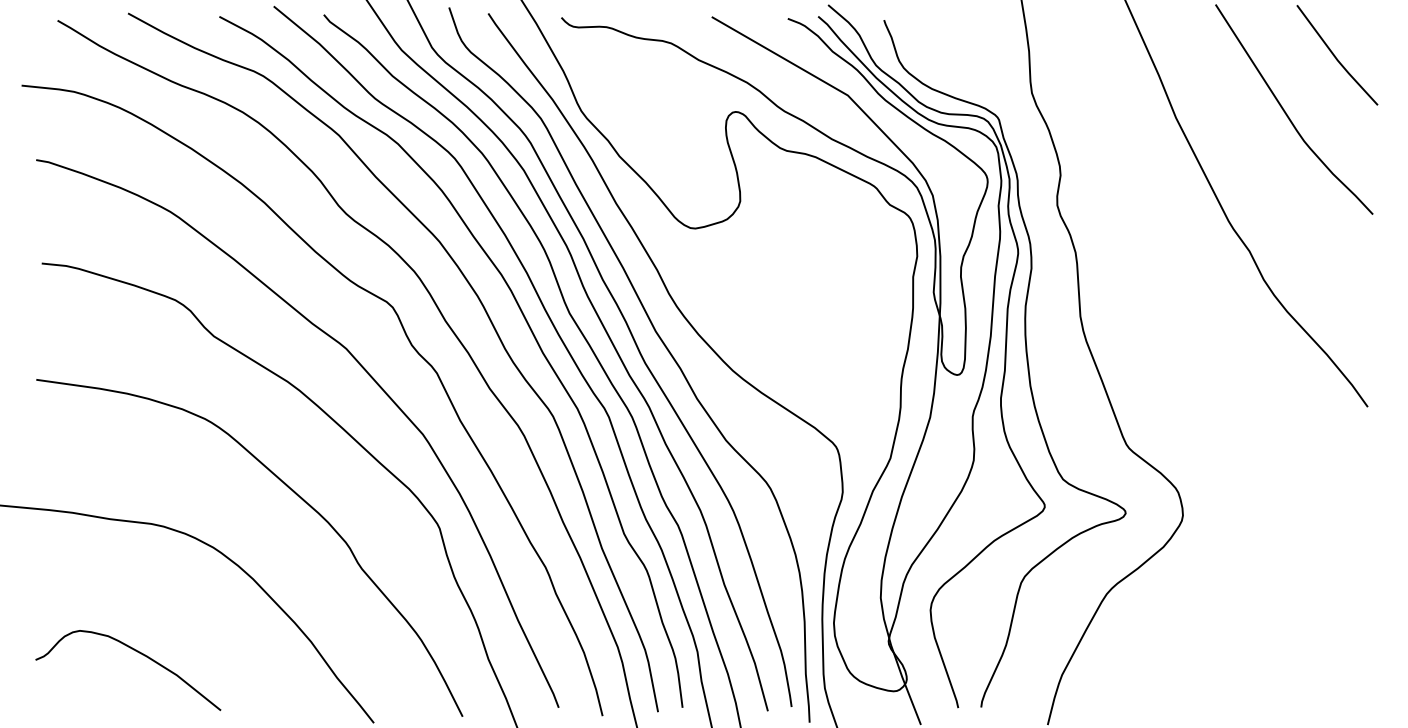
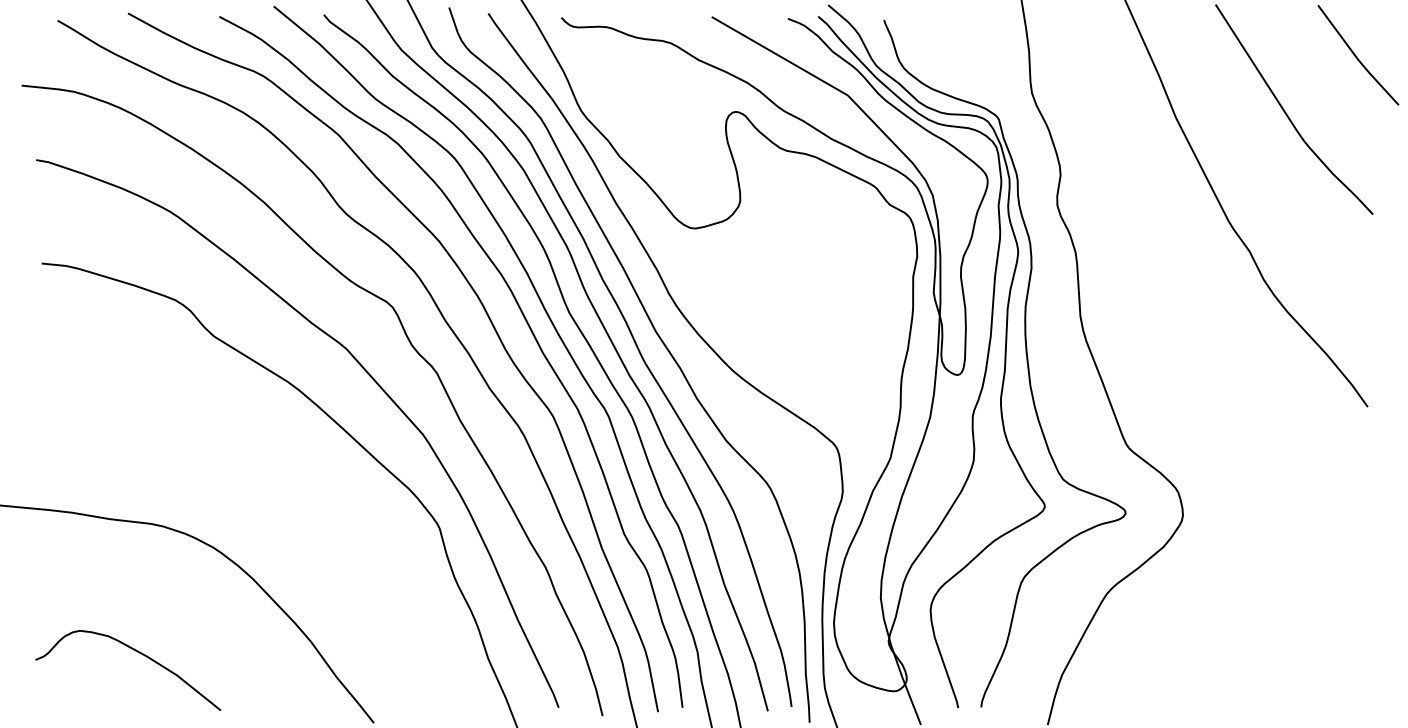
line position: (1335, 55) -> (1356, 55) (1356, 55)
curve: present -> none (296, 495)
